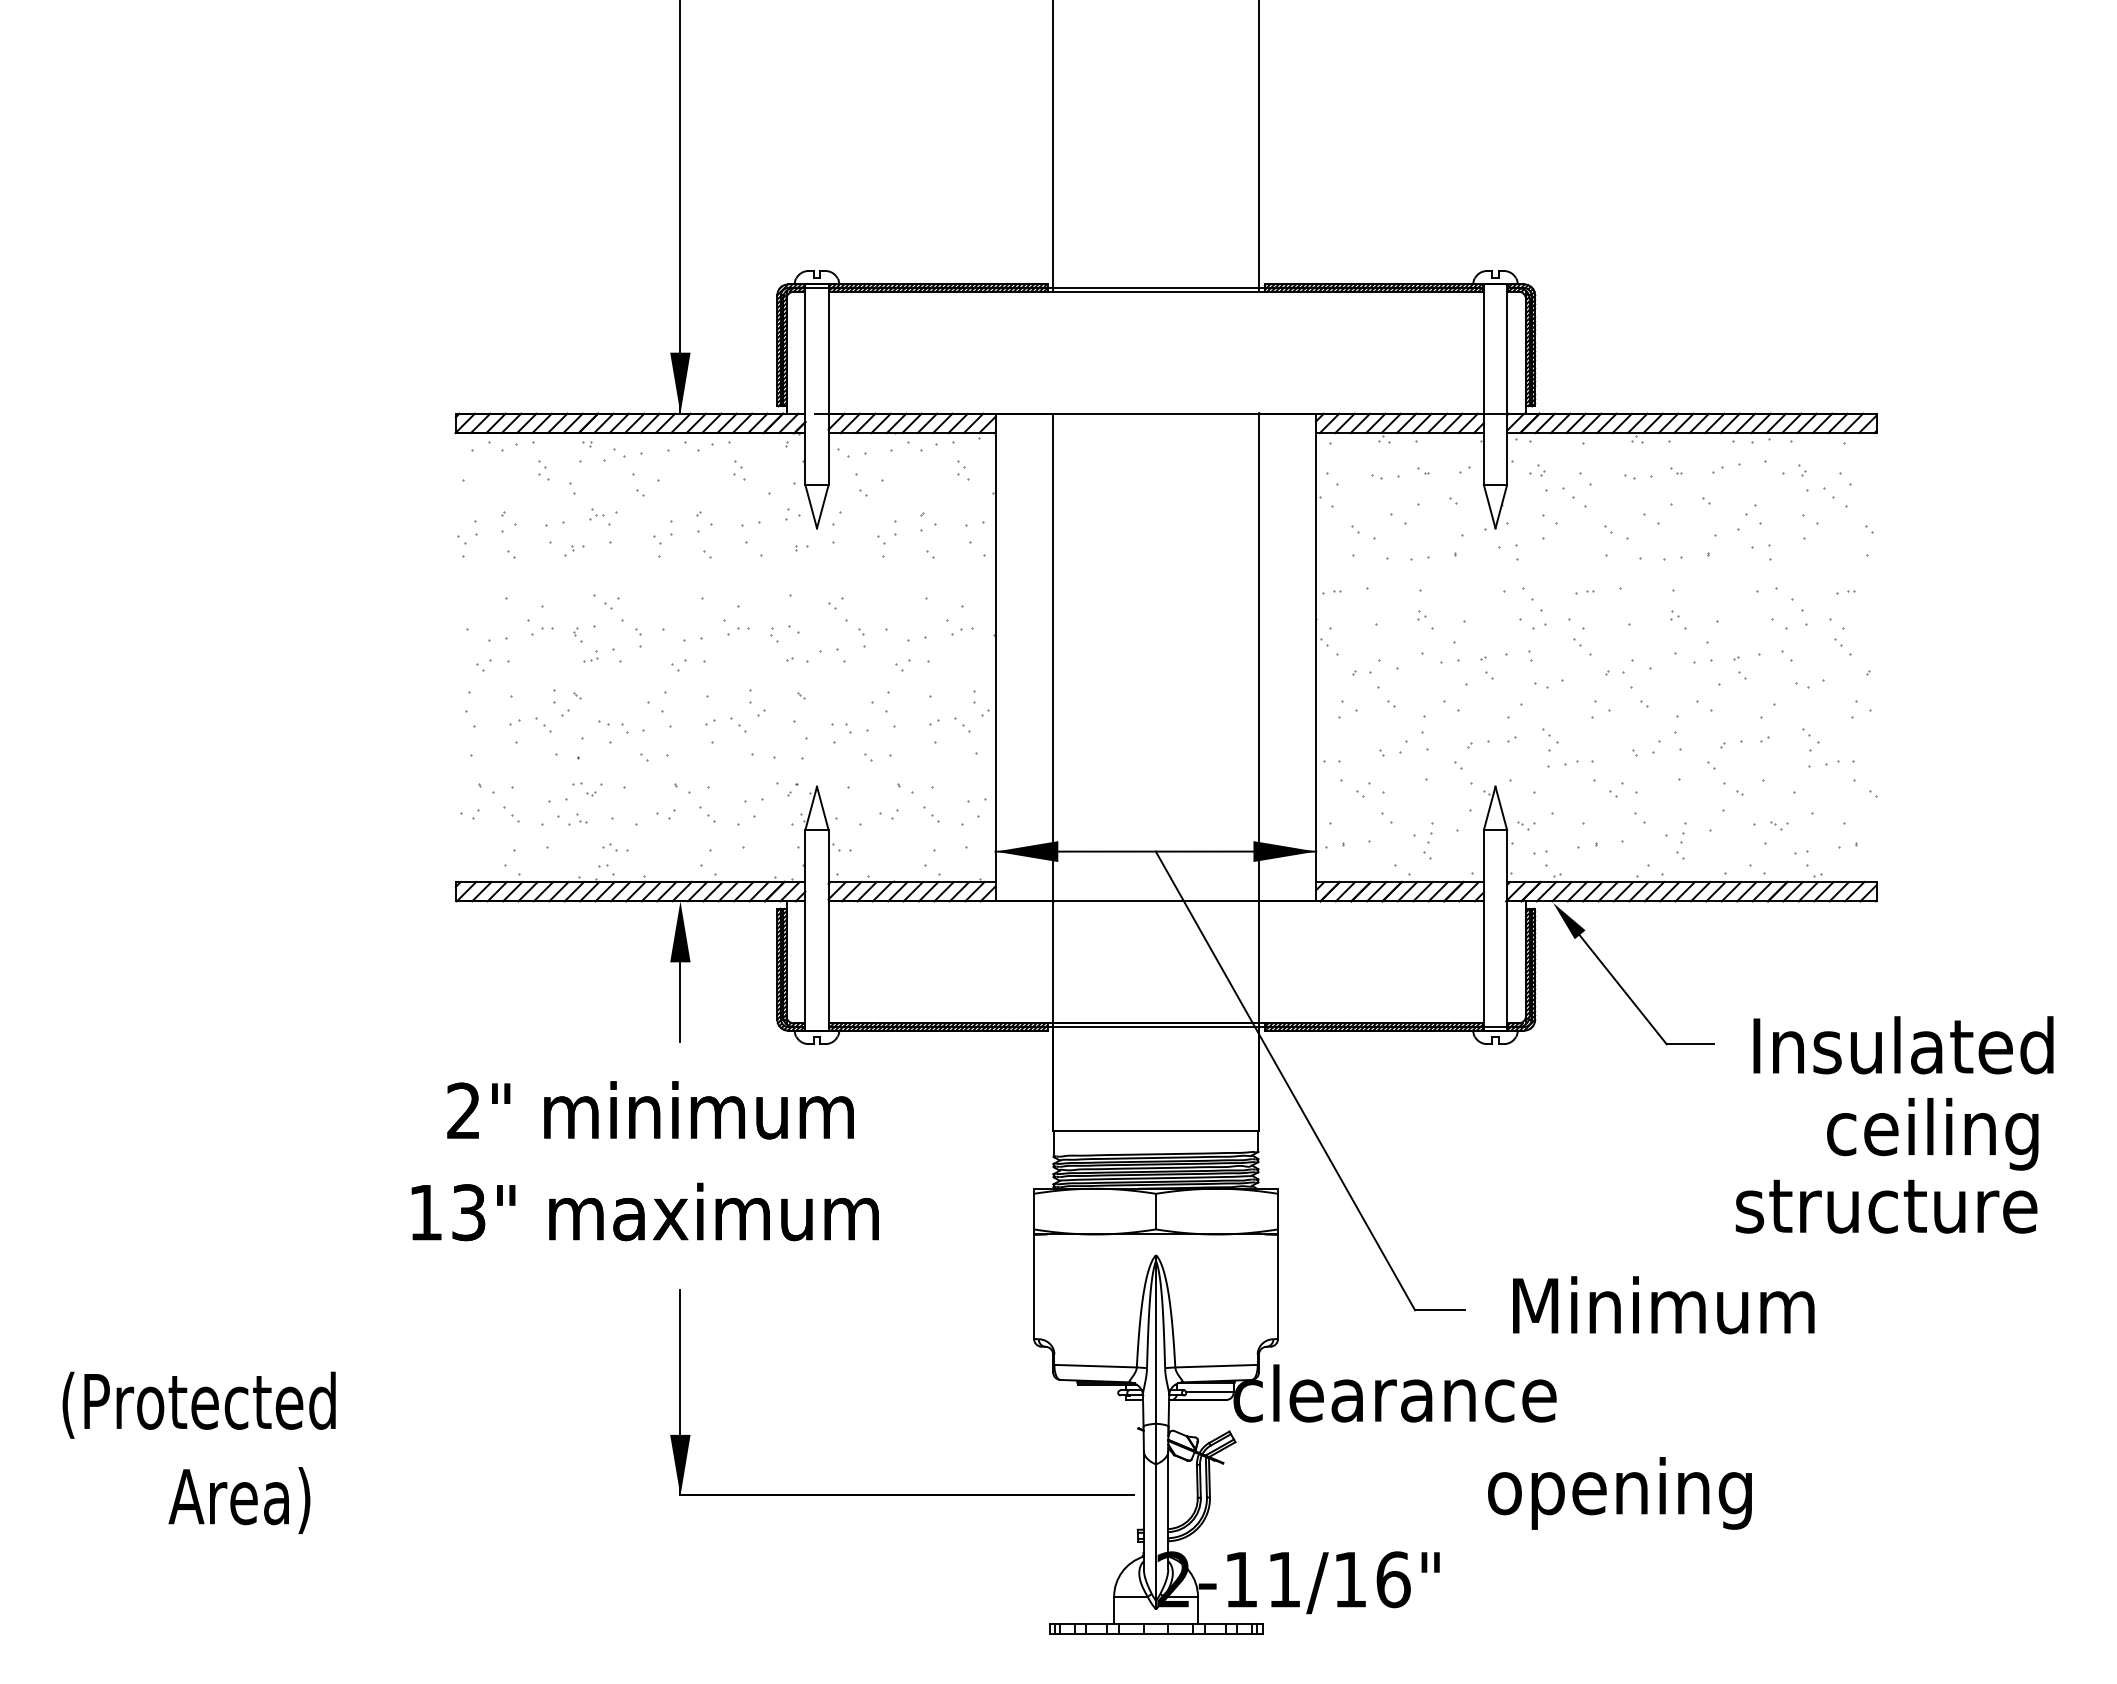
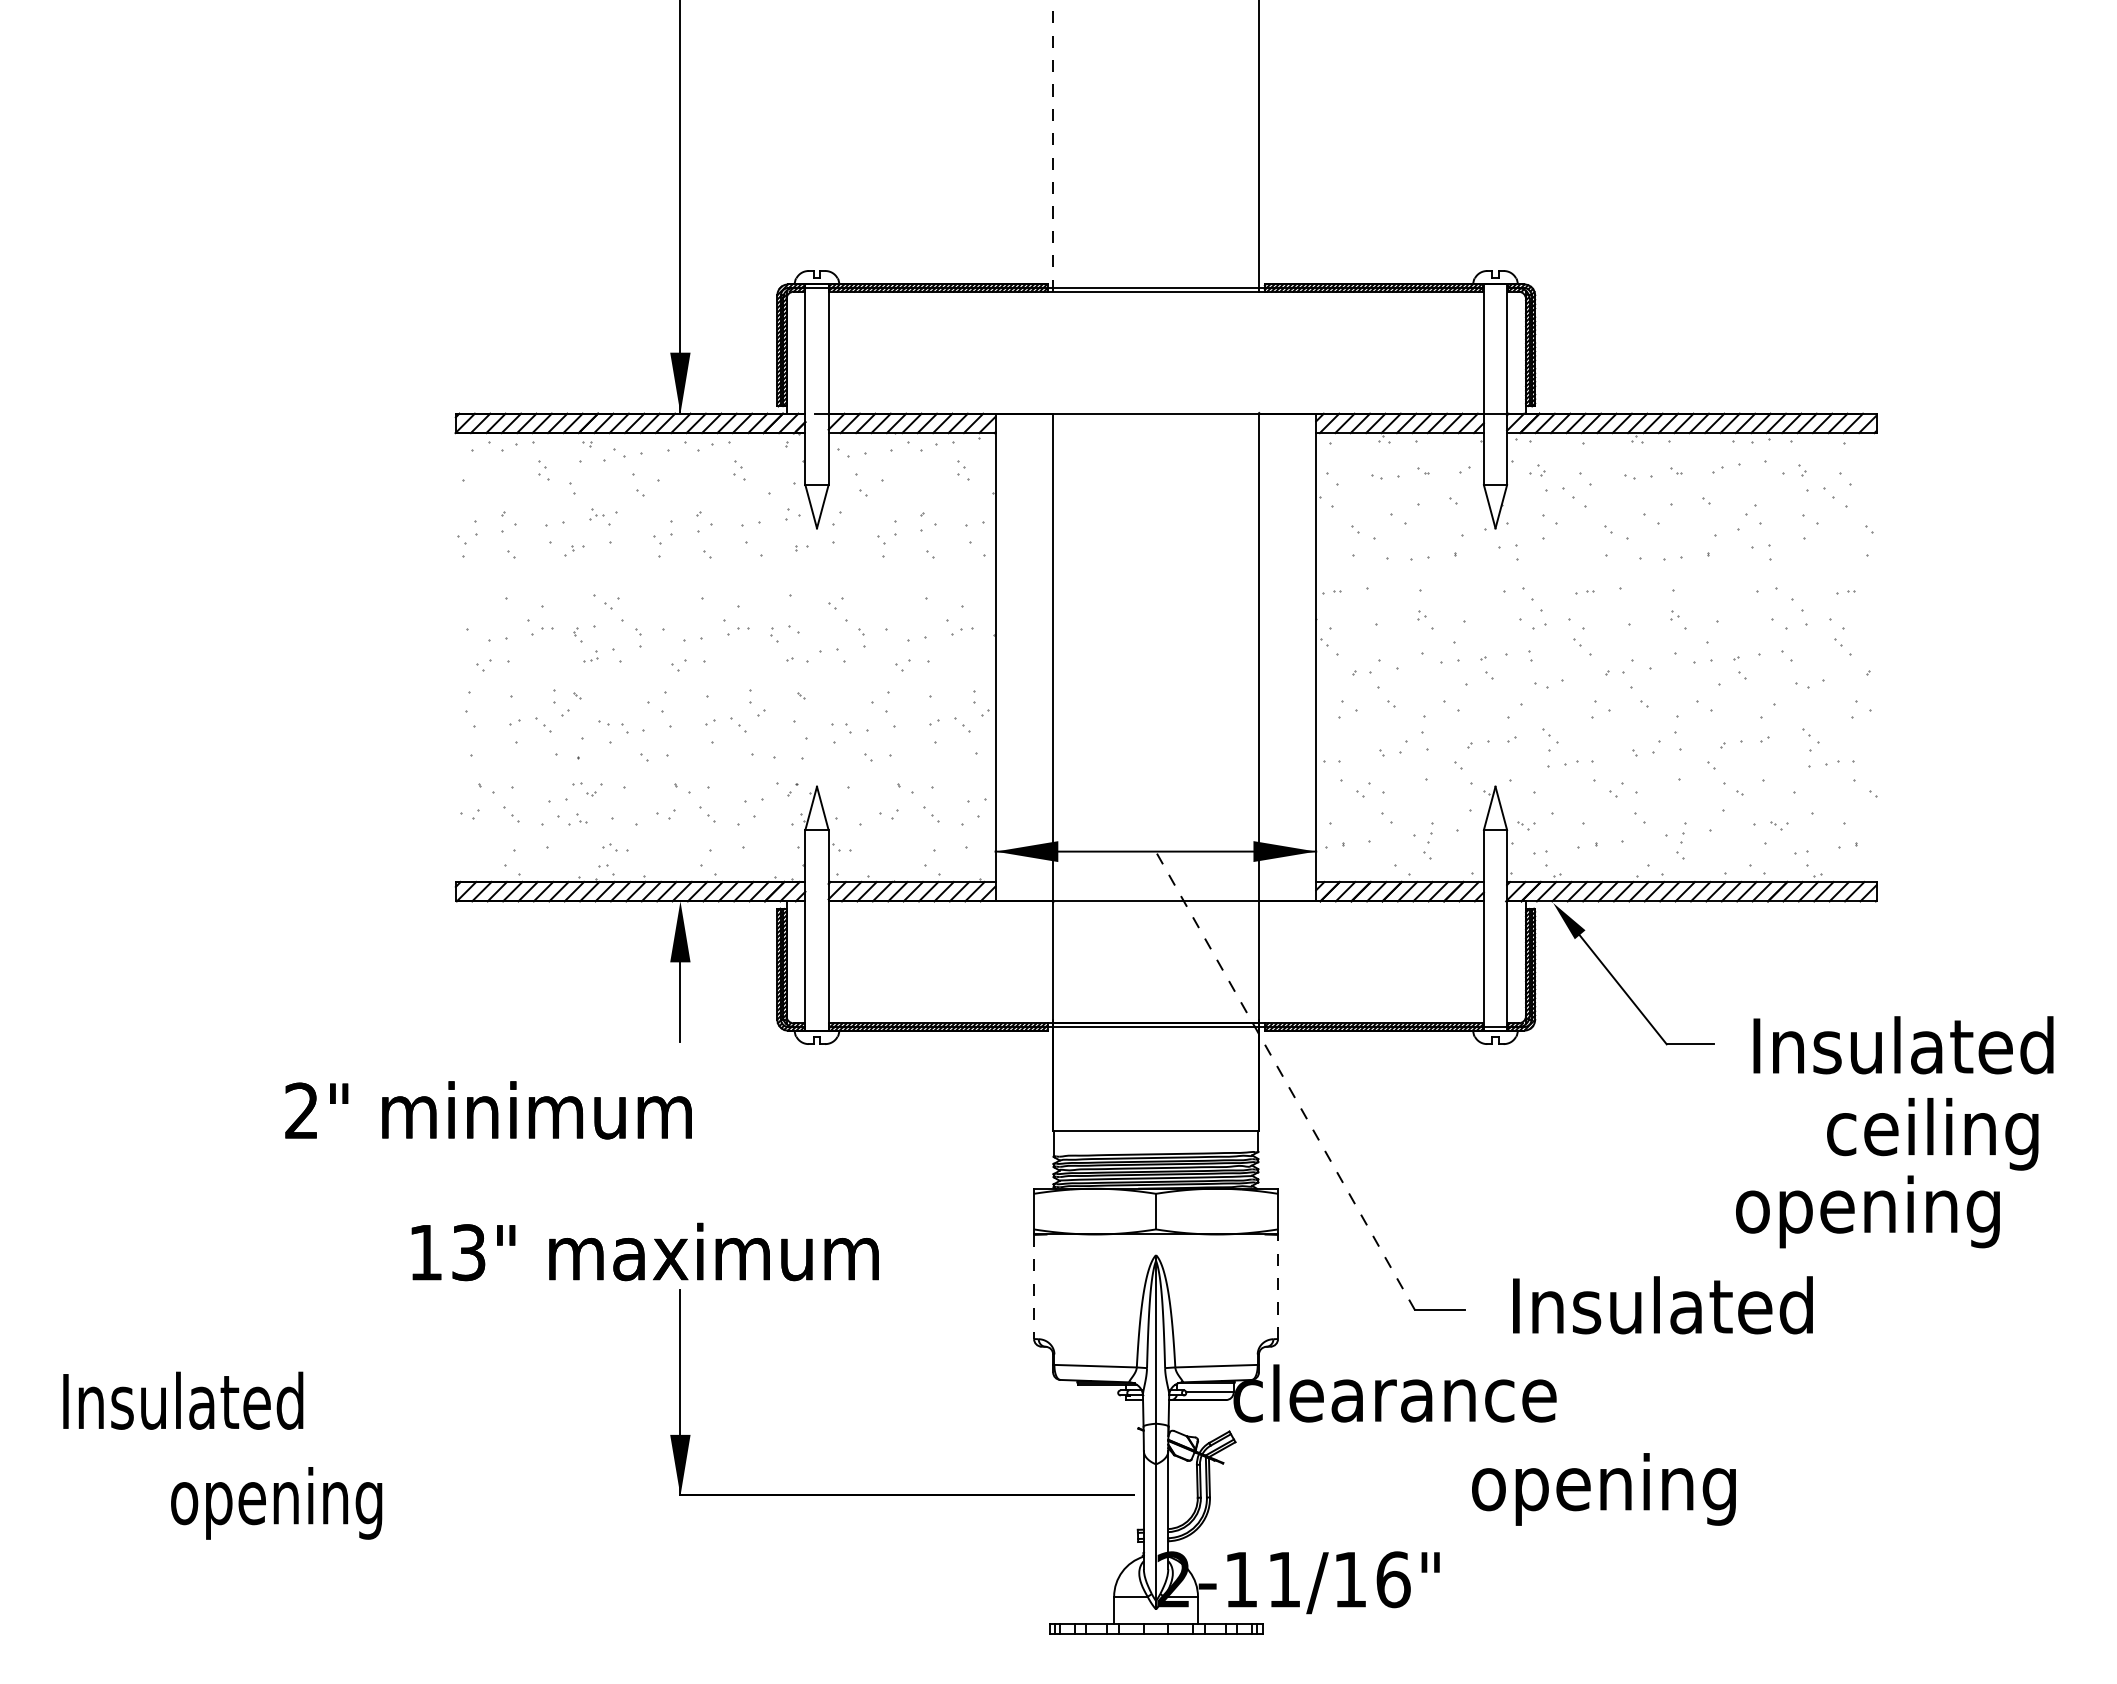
line: solid -> dashed (1053, 145)
line: solid -> dashed (1285, 1080)
text position: (650, 1110) -> (488, 1110) (488, 1110)
text position: (644, 1211) -> (644, 1251) (644, 1251)
text: structure -> opening (1886, 1211)
line: solid -> dashed (1278, 1286)
line: solid -> dashed (1034, 1287)
text: Minimum -> Insulated (1666, 1305)
text: (Protected -> Insulated (198, 1404)
text position: (1619, 1493) -> (1603, 1489) (1603, 1489)
text: Area) -> opening (275, 1503)
